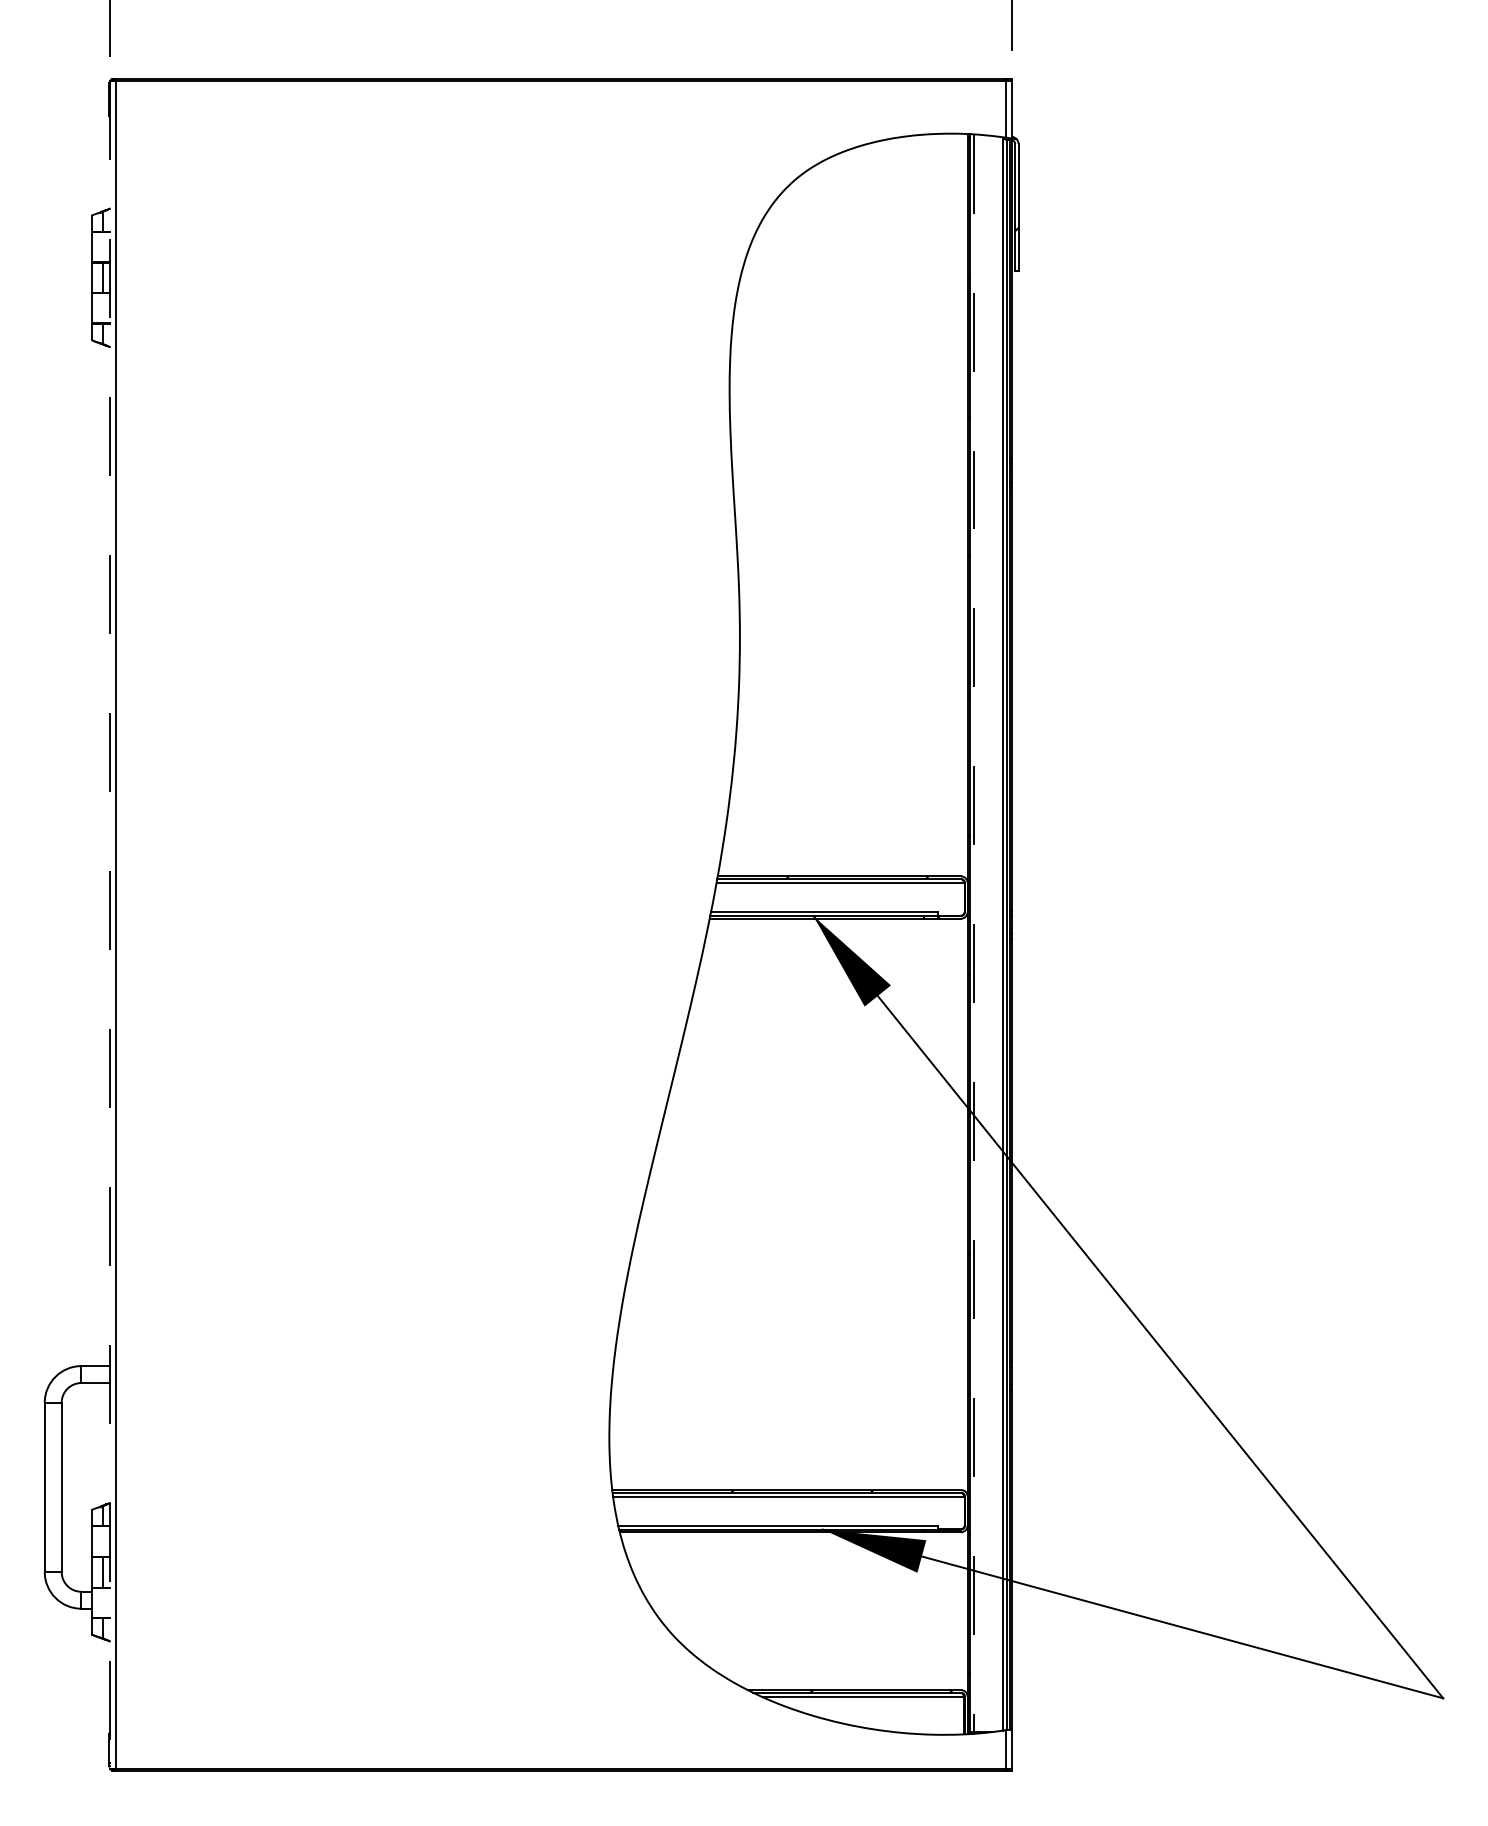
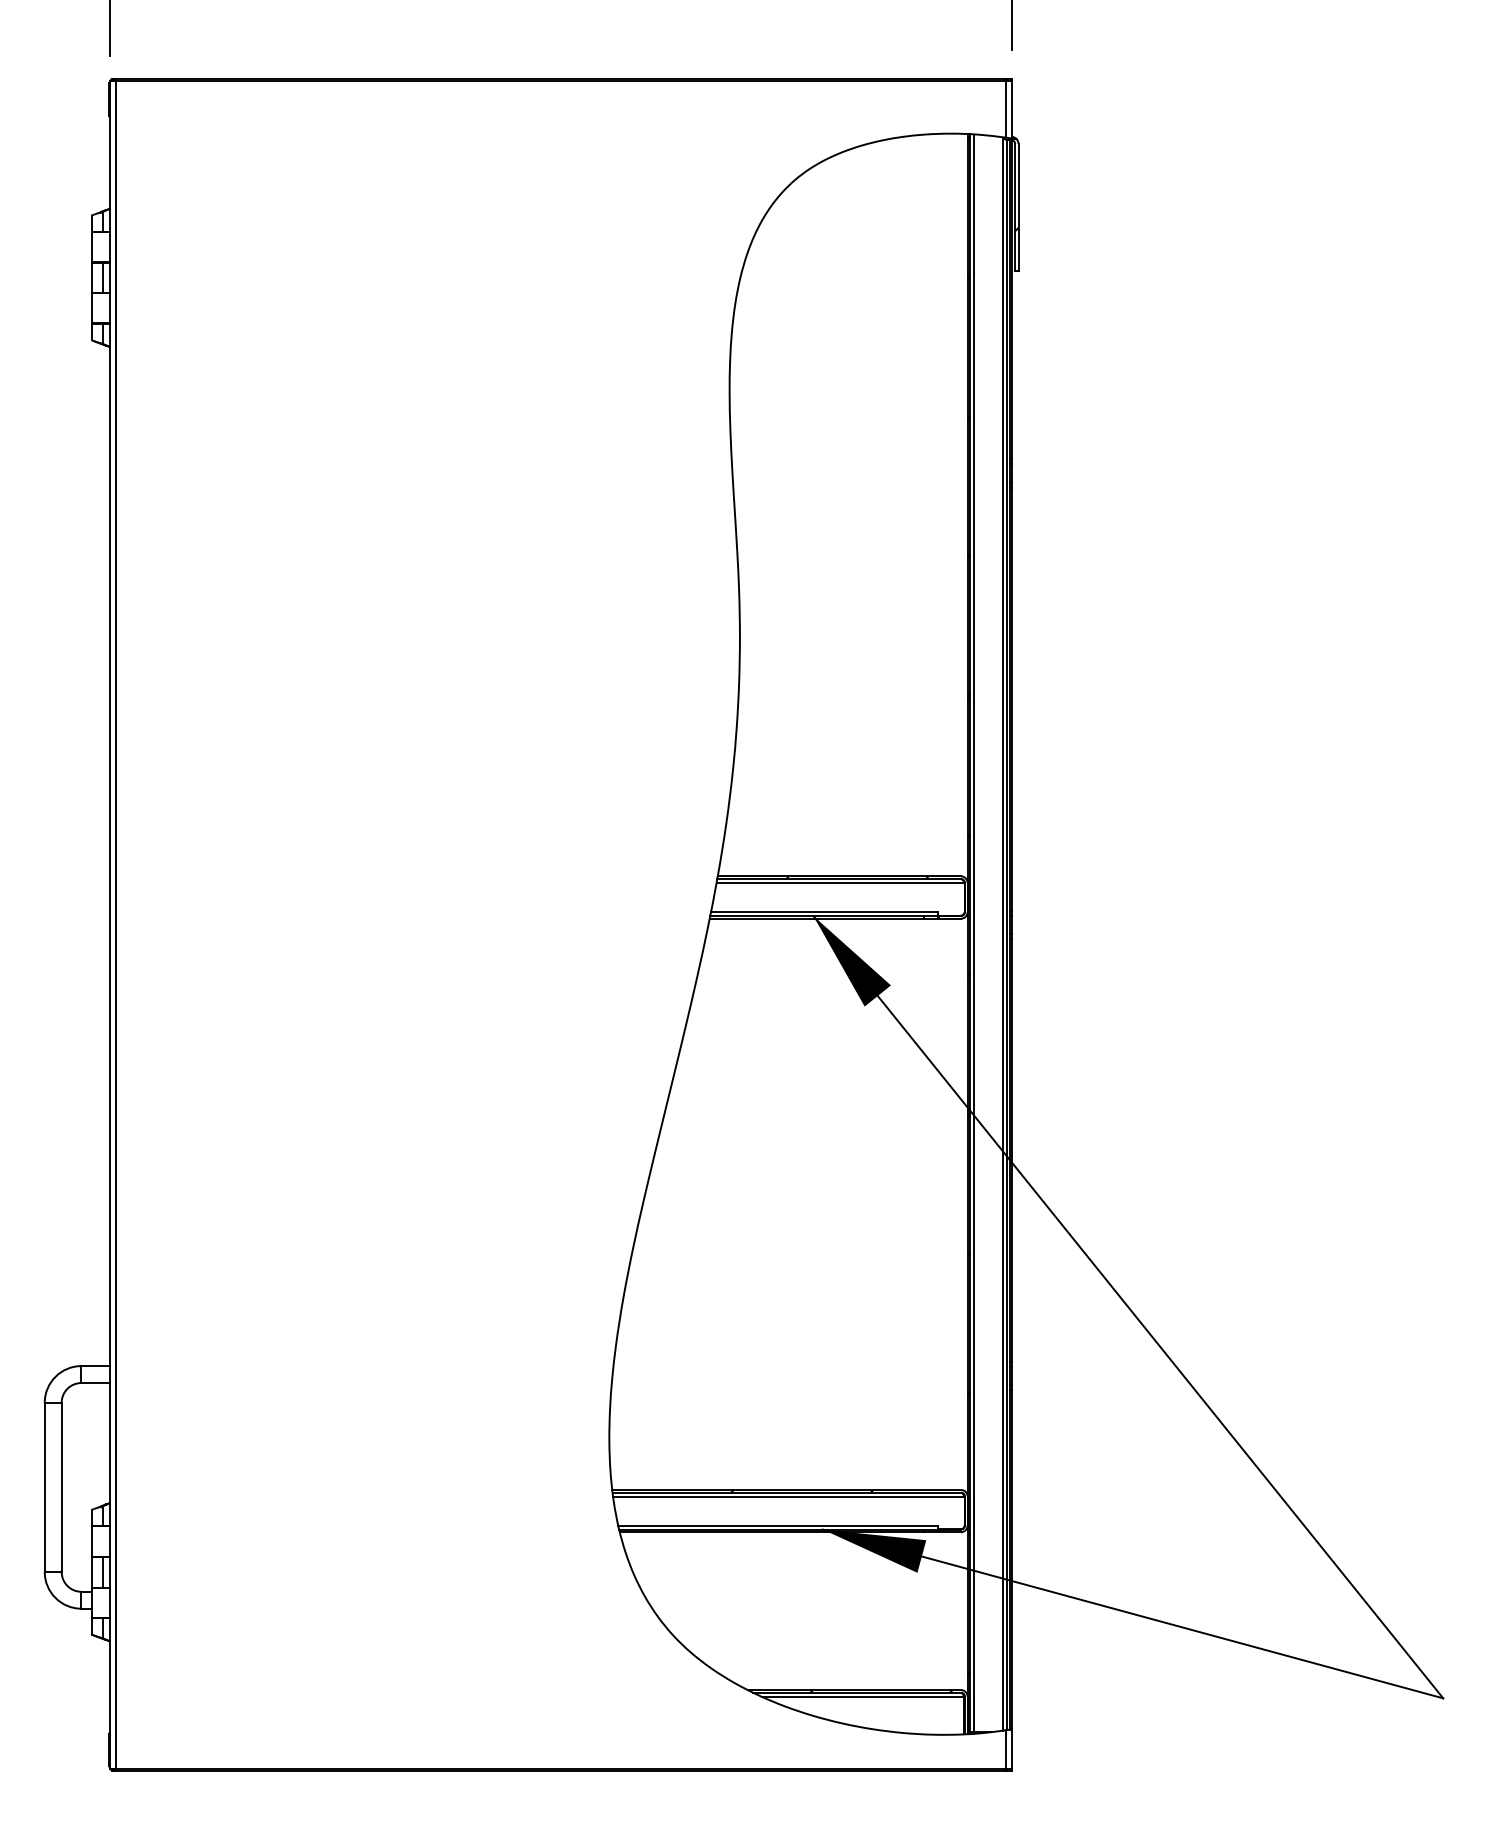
line: dashed -> solid (109, 924)
line: dashed -> solid (974, 933)
